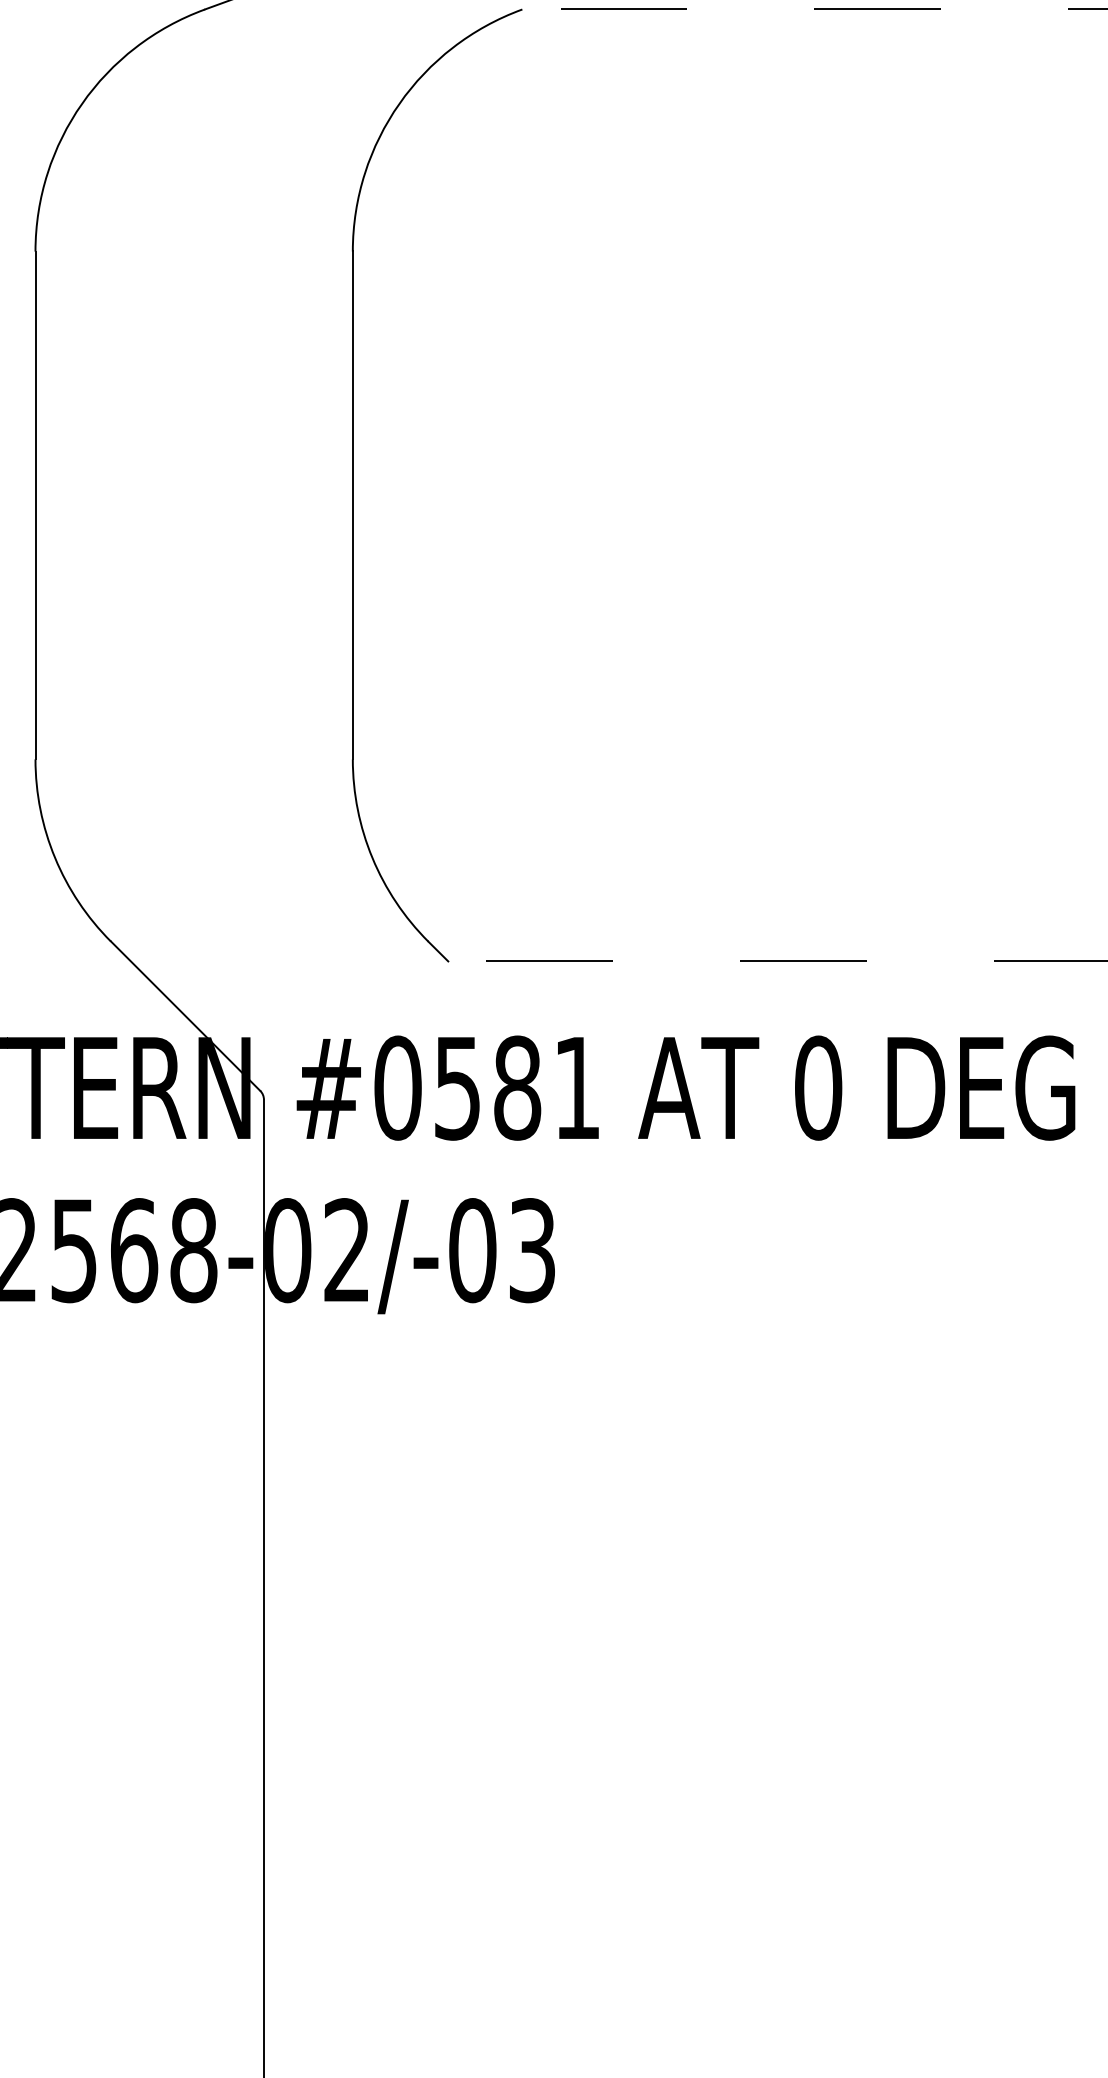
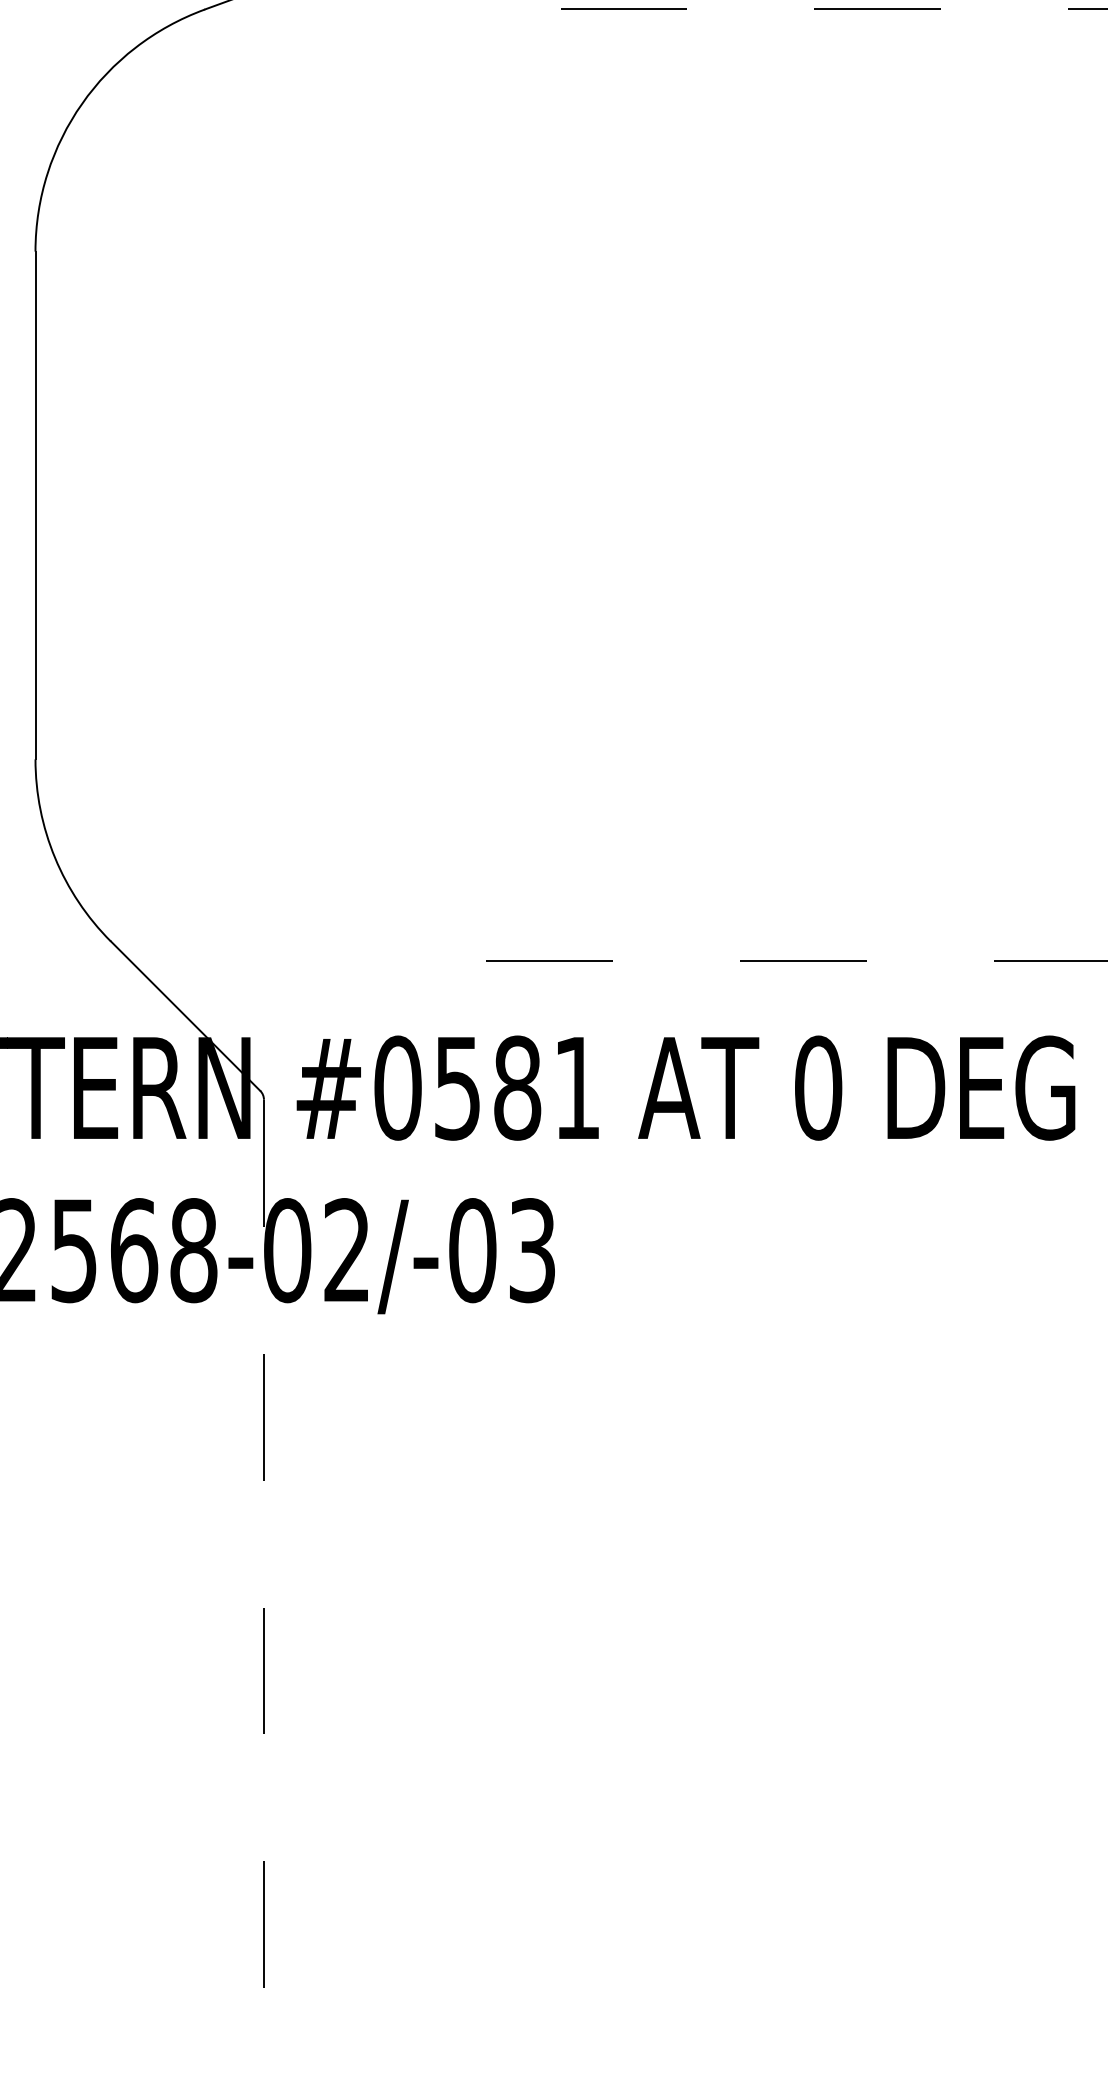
part: present -> none (353, 485)
line: solid -> dashed (263, 1588)
